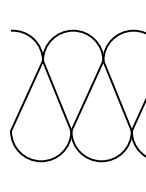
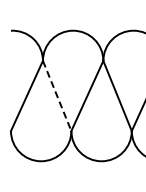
line: solid -> dashed (57, 96)
